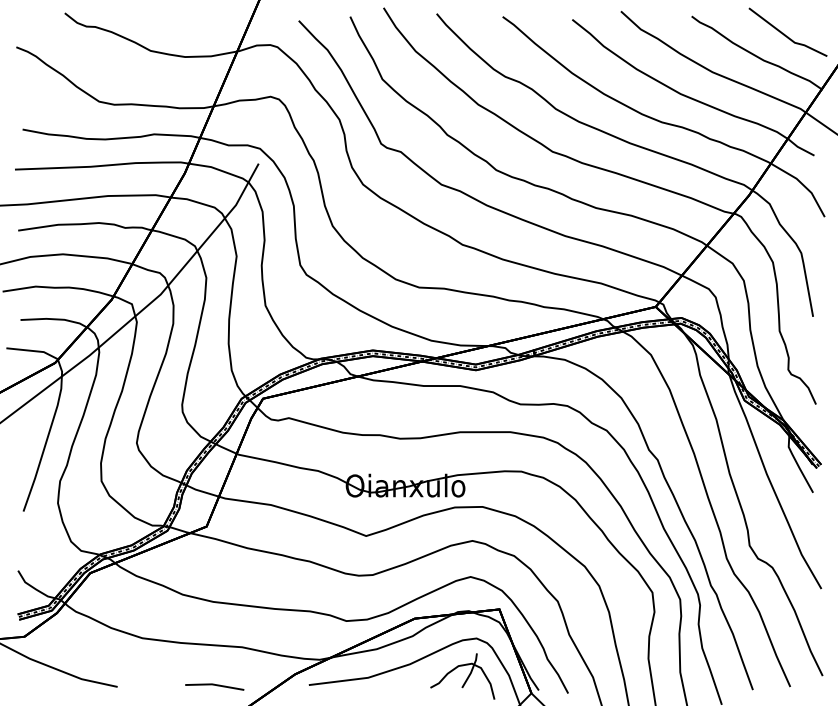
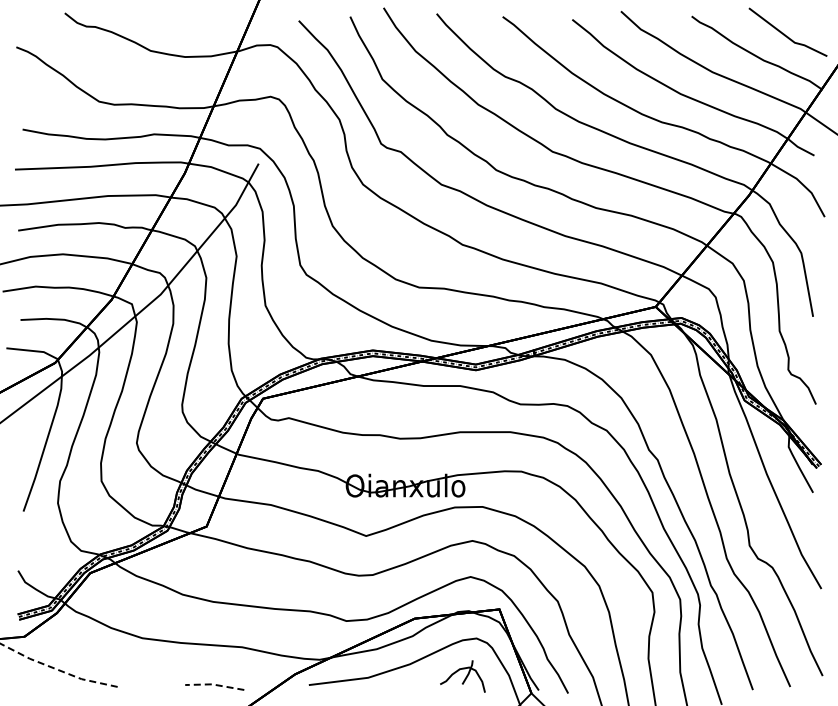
line: solid -> dashed (56, 669)
part size: 66x47 px -> 46x33 px (462, 676)
line: solid -> dashed (214, 684)
